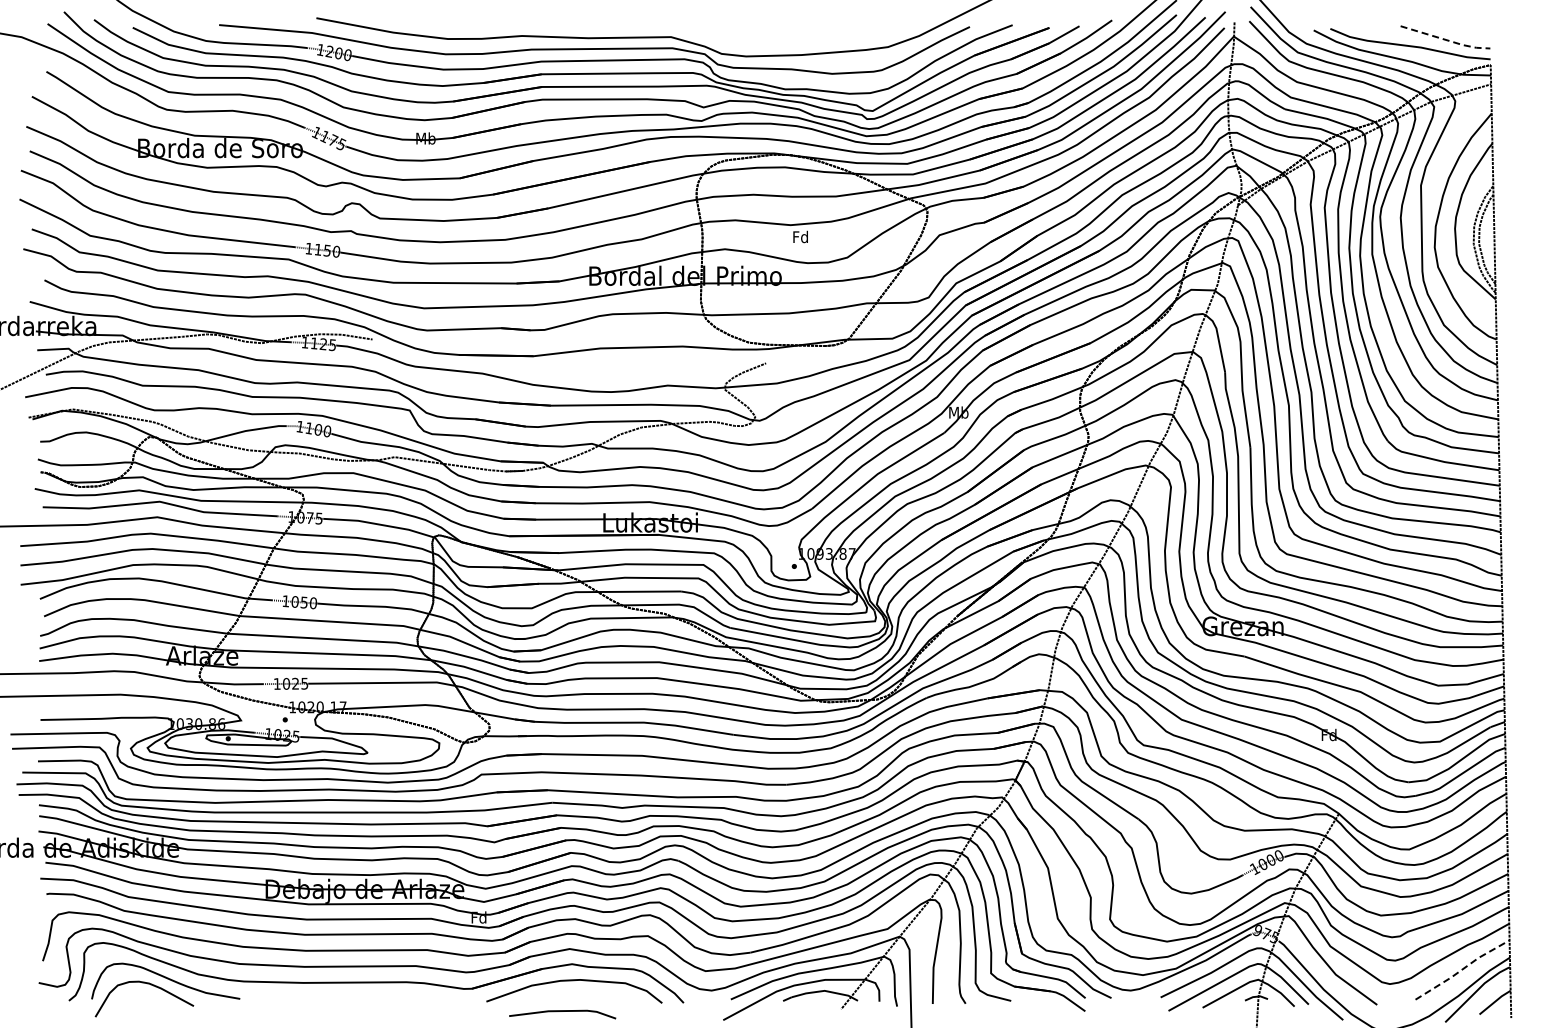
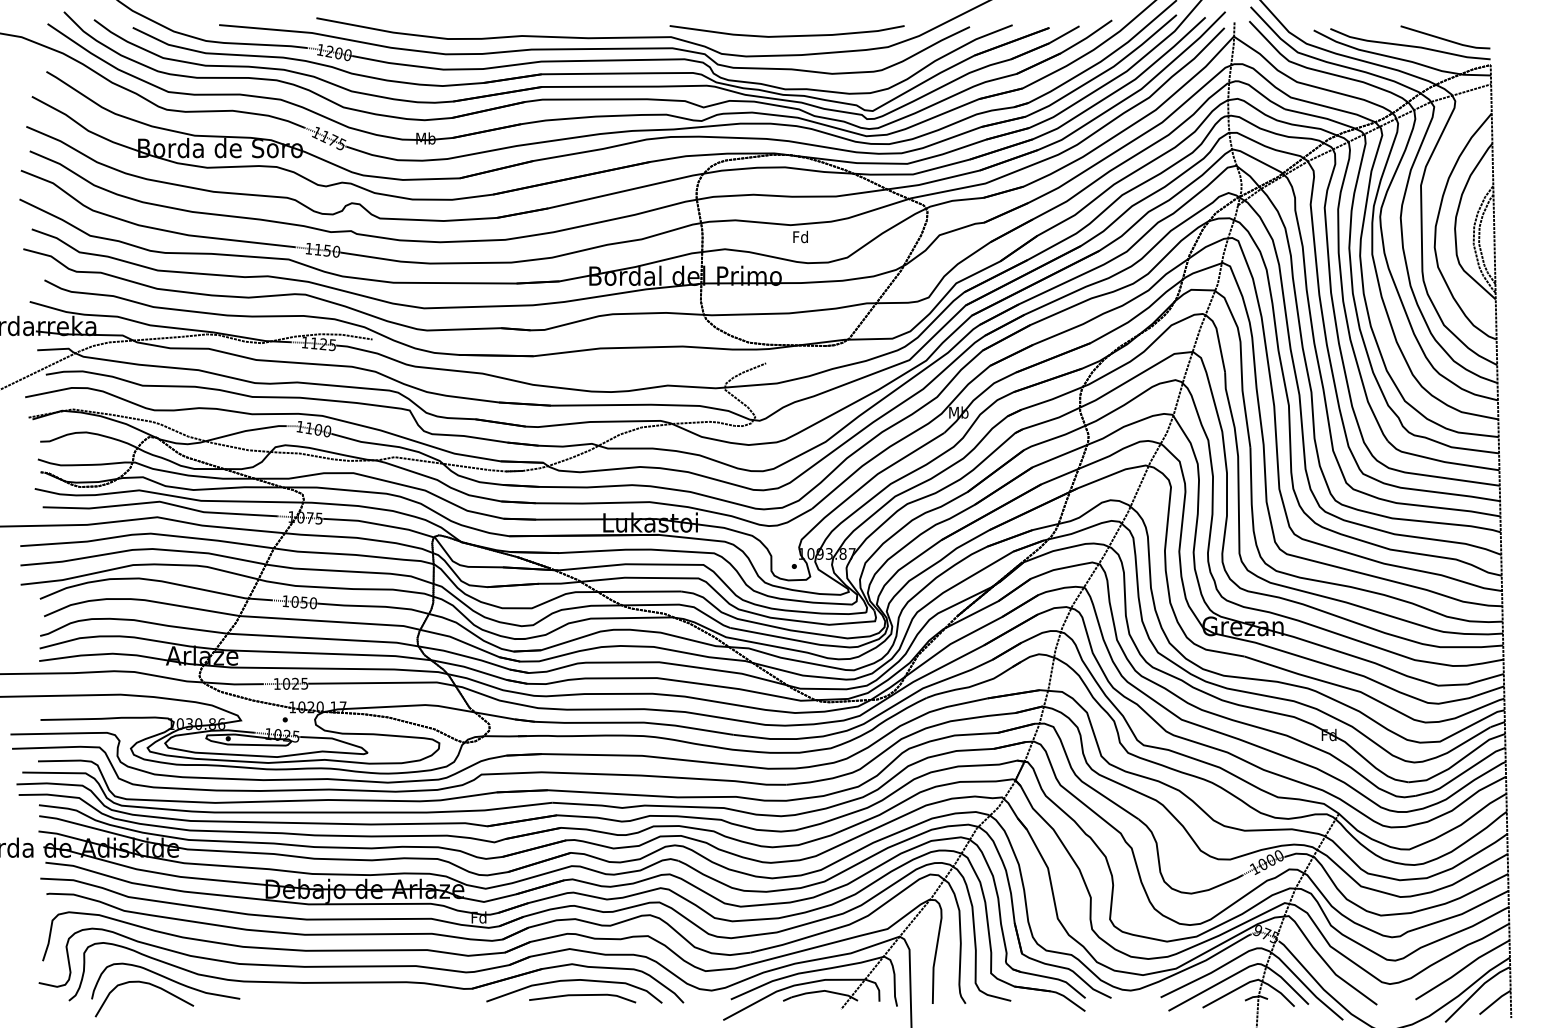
curve: none -> present (786, 35)
line: dashed -> solid (1446, 40)
line: dashed -> solid (1462, 969)
line position: (562, 1011) -> (582, 995) (582, 995)
